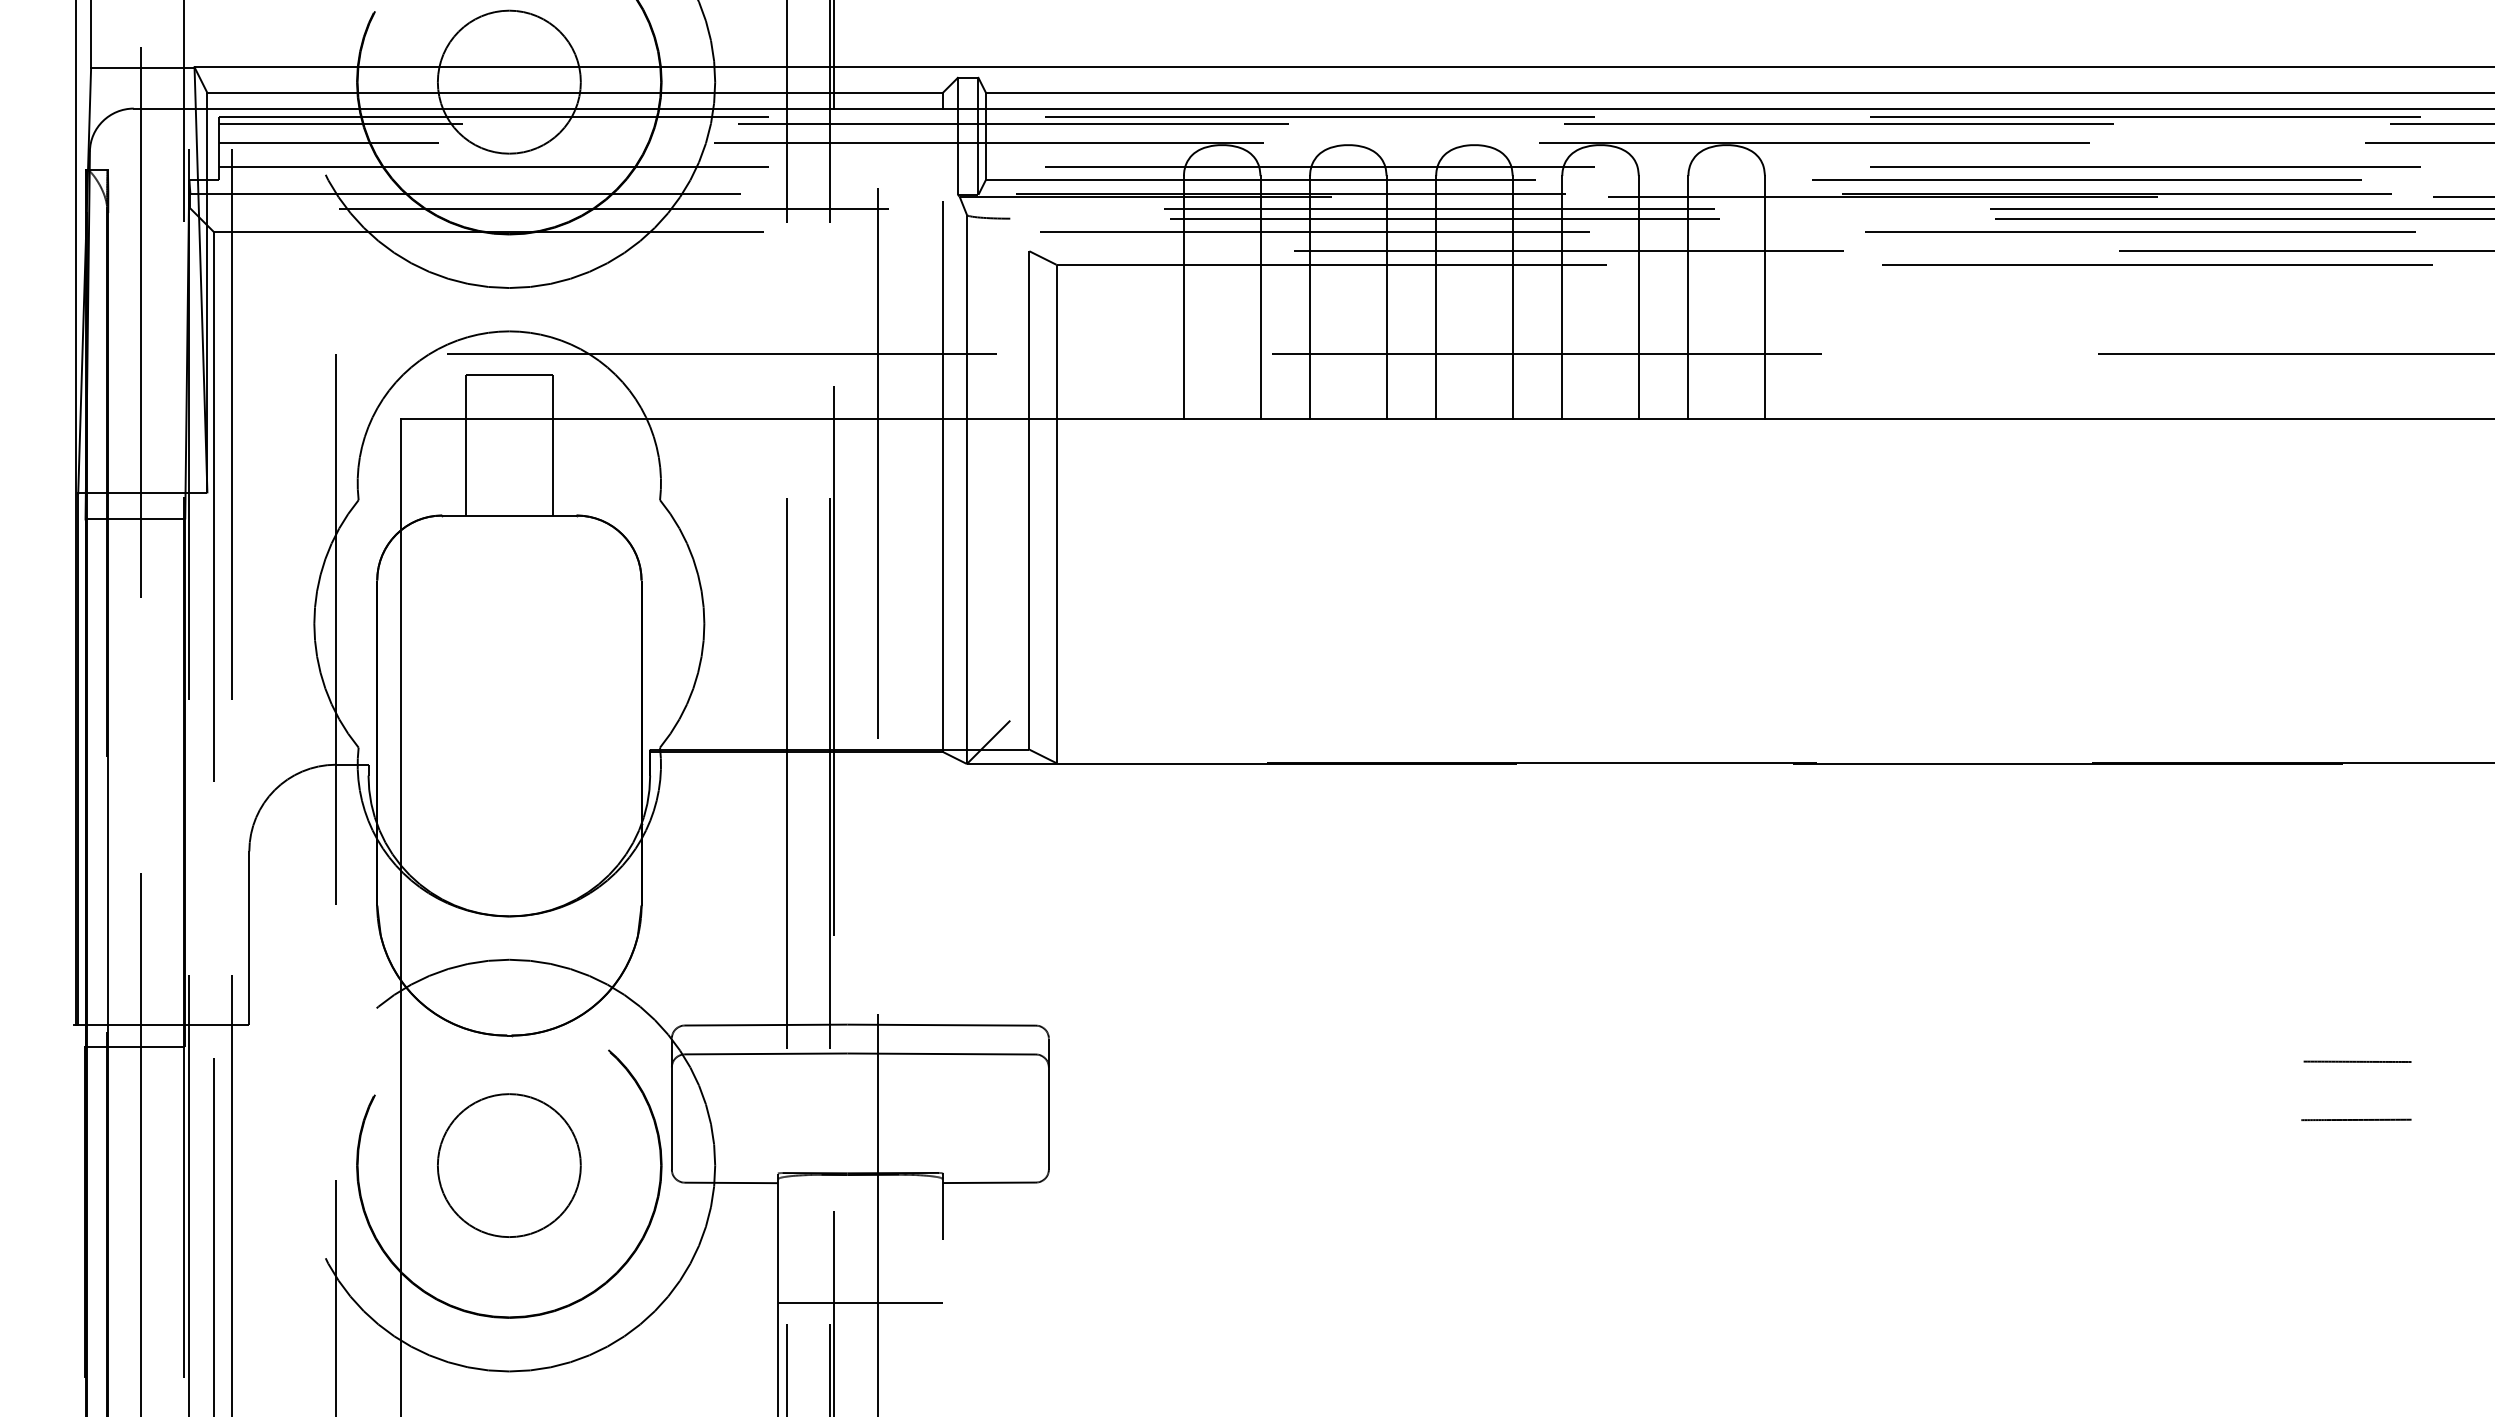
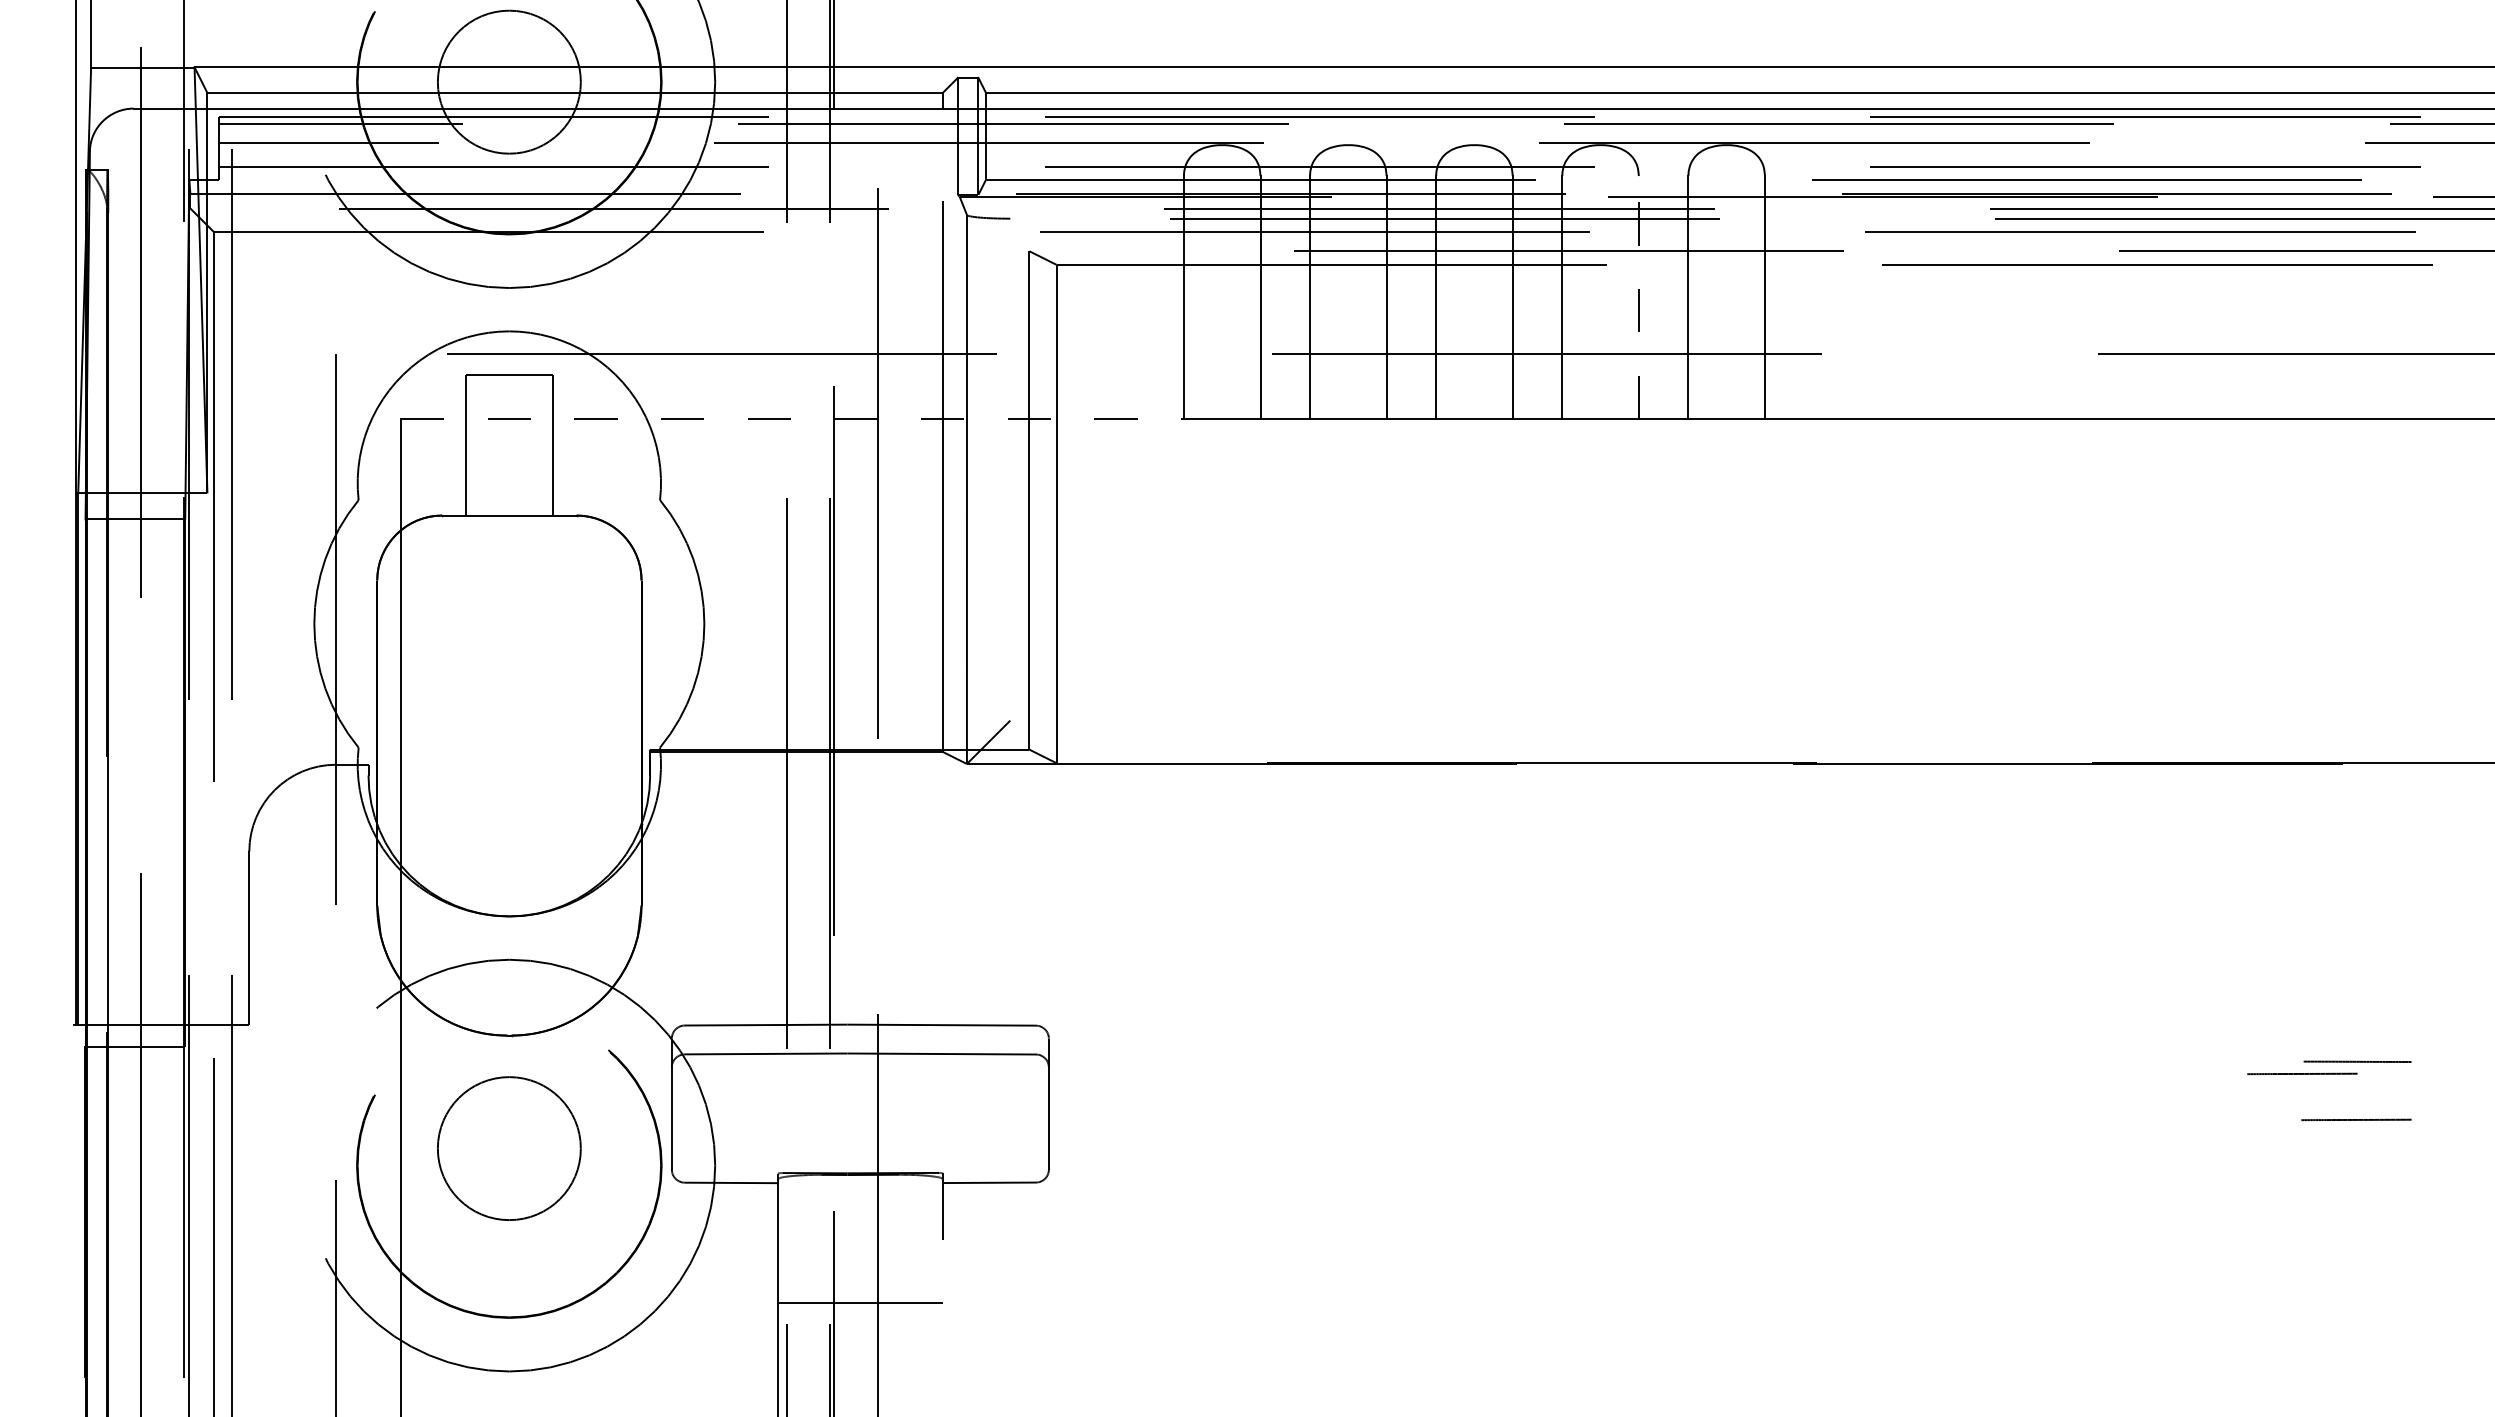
line: solid -> dashed (1638, 297)
line: solid -> dashed (793, 419)
line: none -> present (2302, 1073)
circle position: (509, 1165) -> (509, 1148) (509, 1148)
